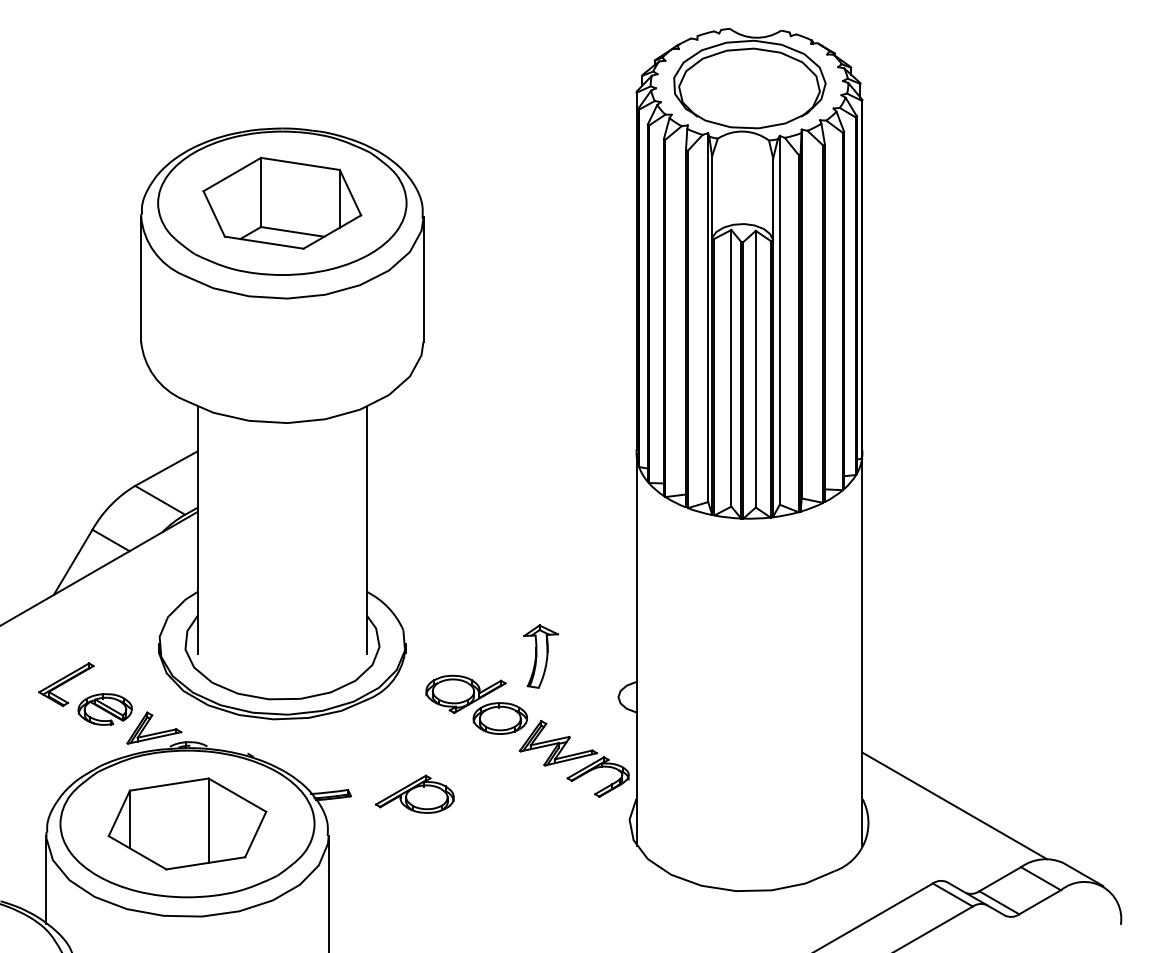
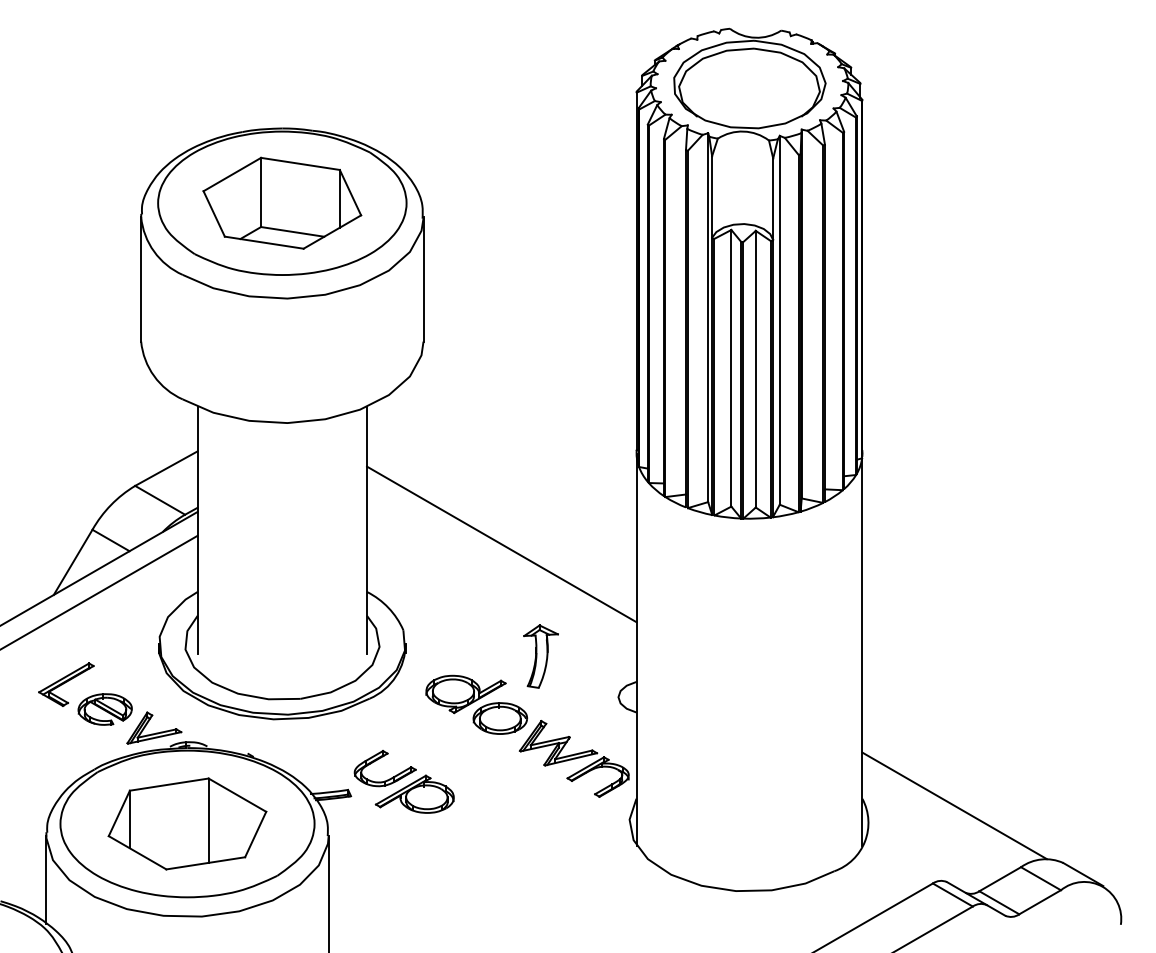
line: none -> present (501, 544)
line: none -> present (99, 591)
part: none -> present (379, 759)
